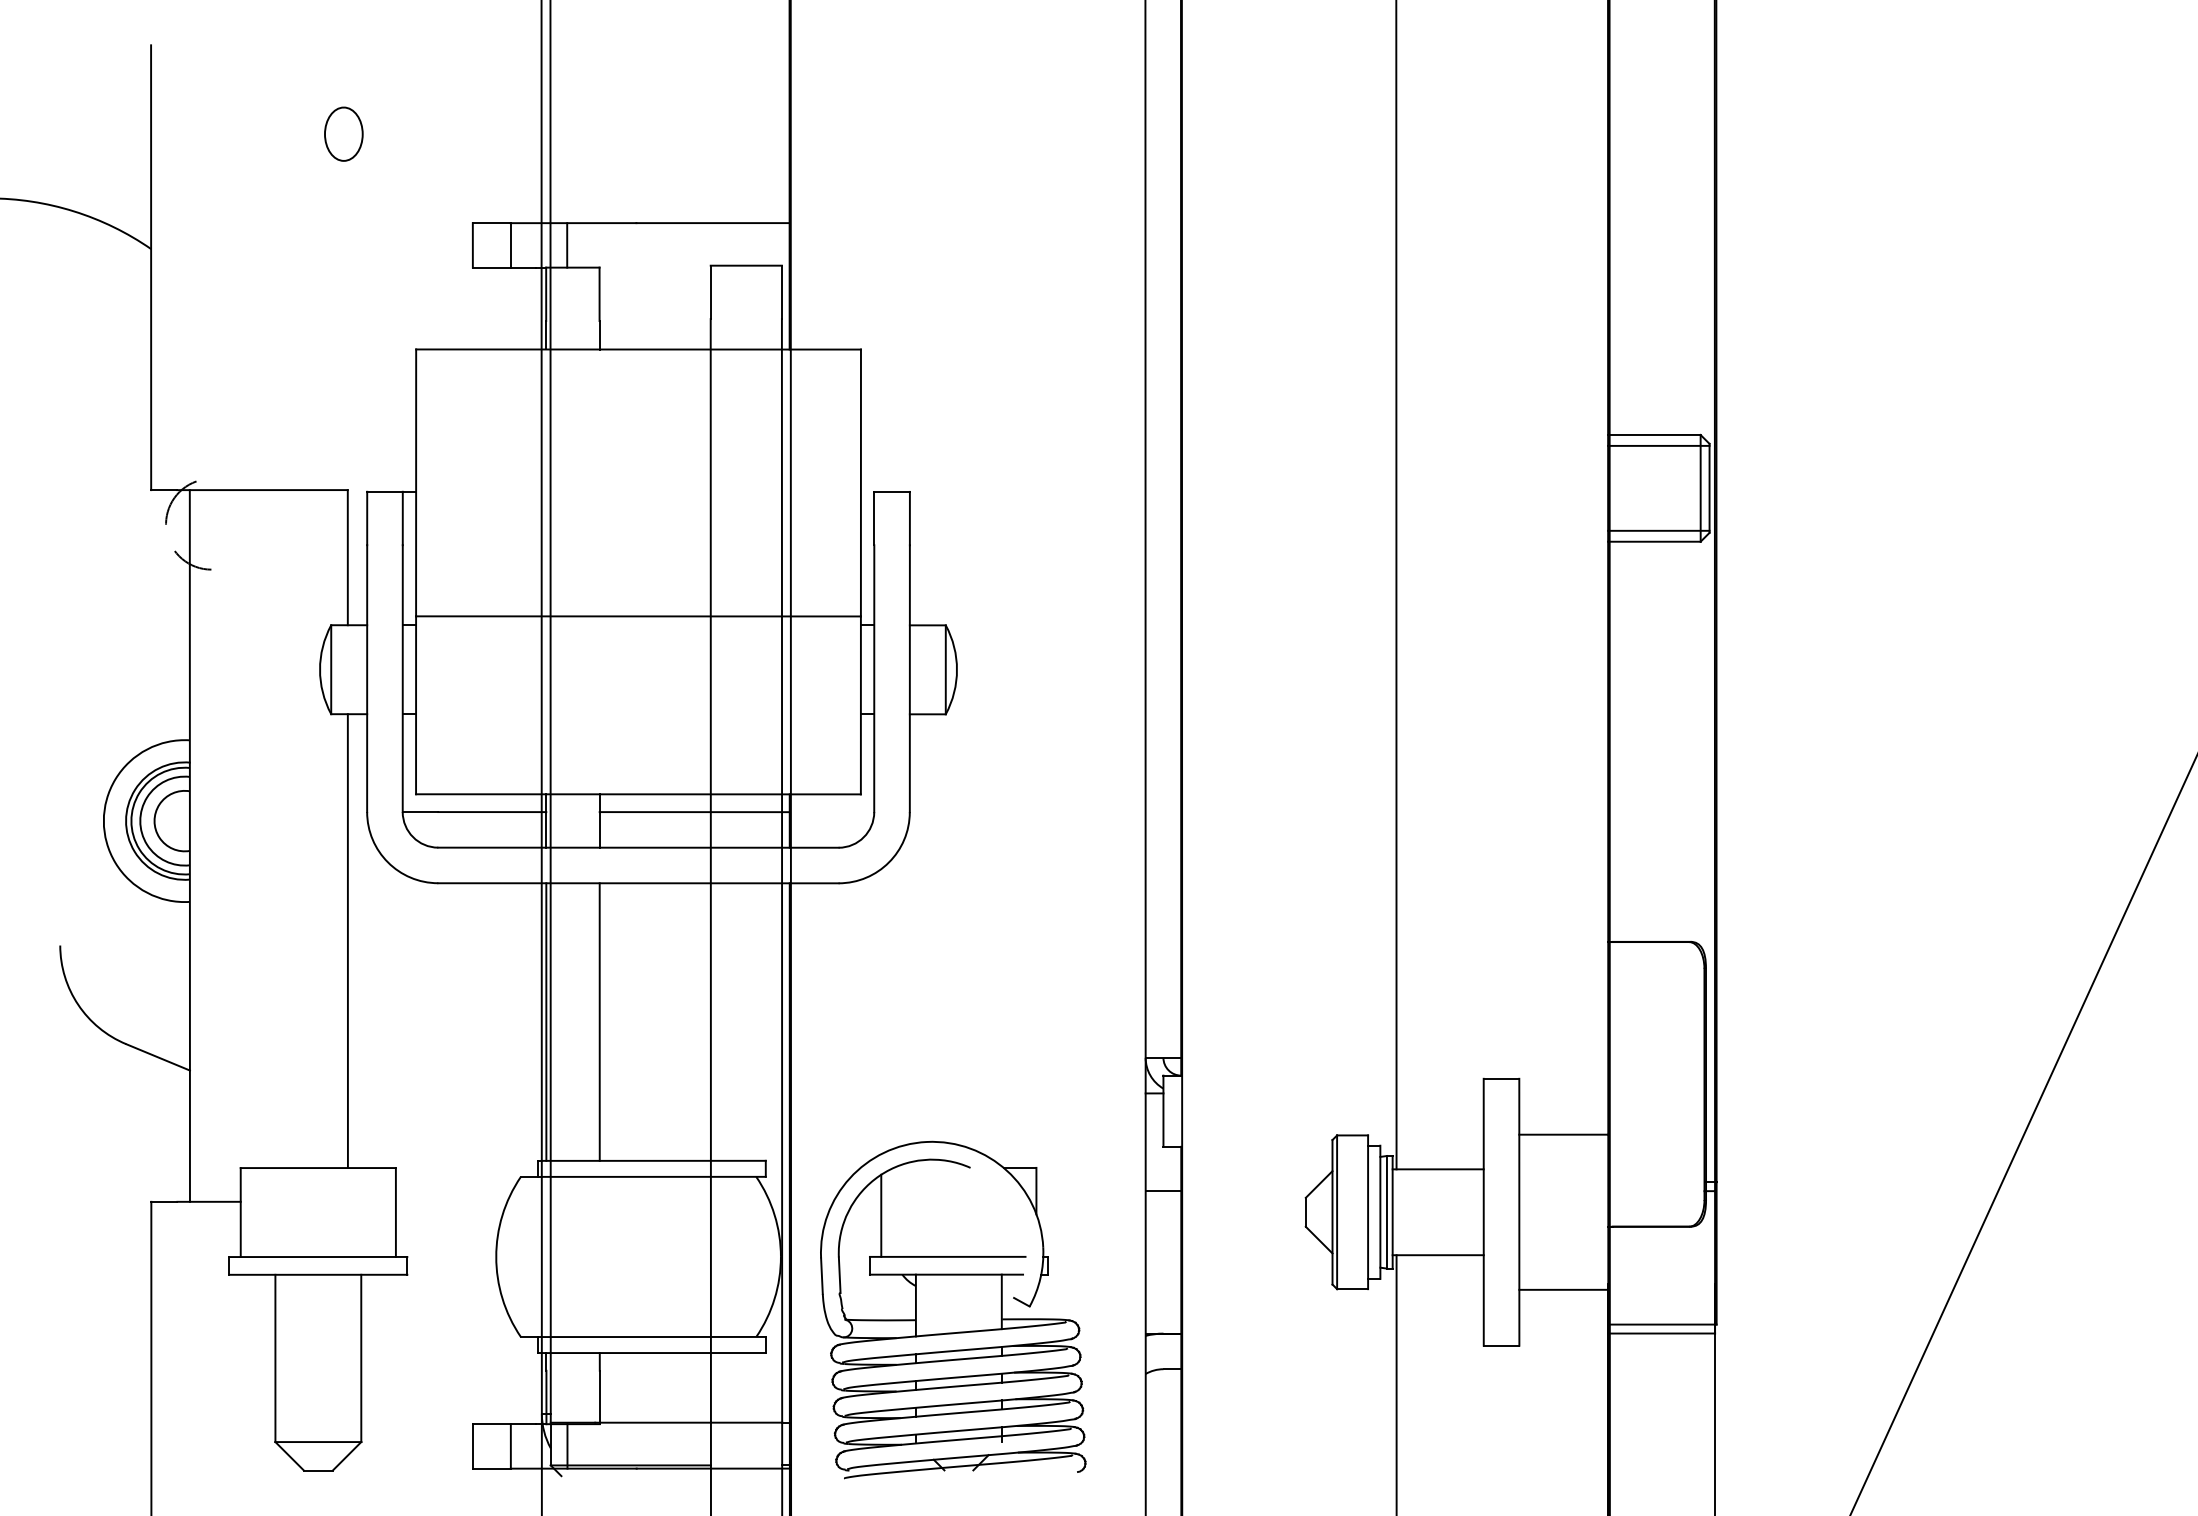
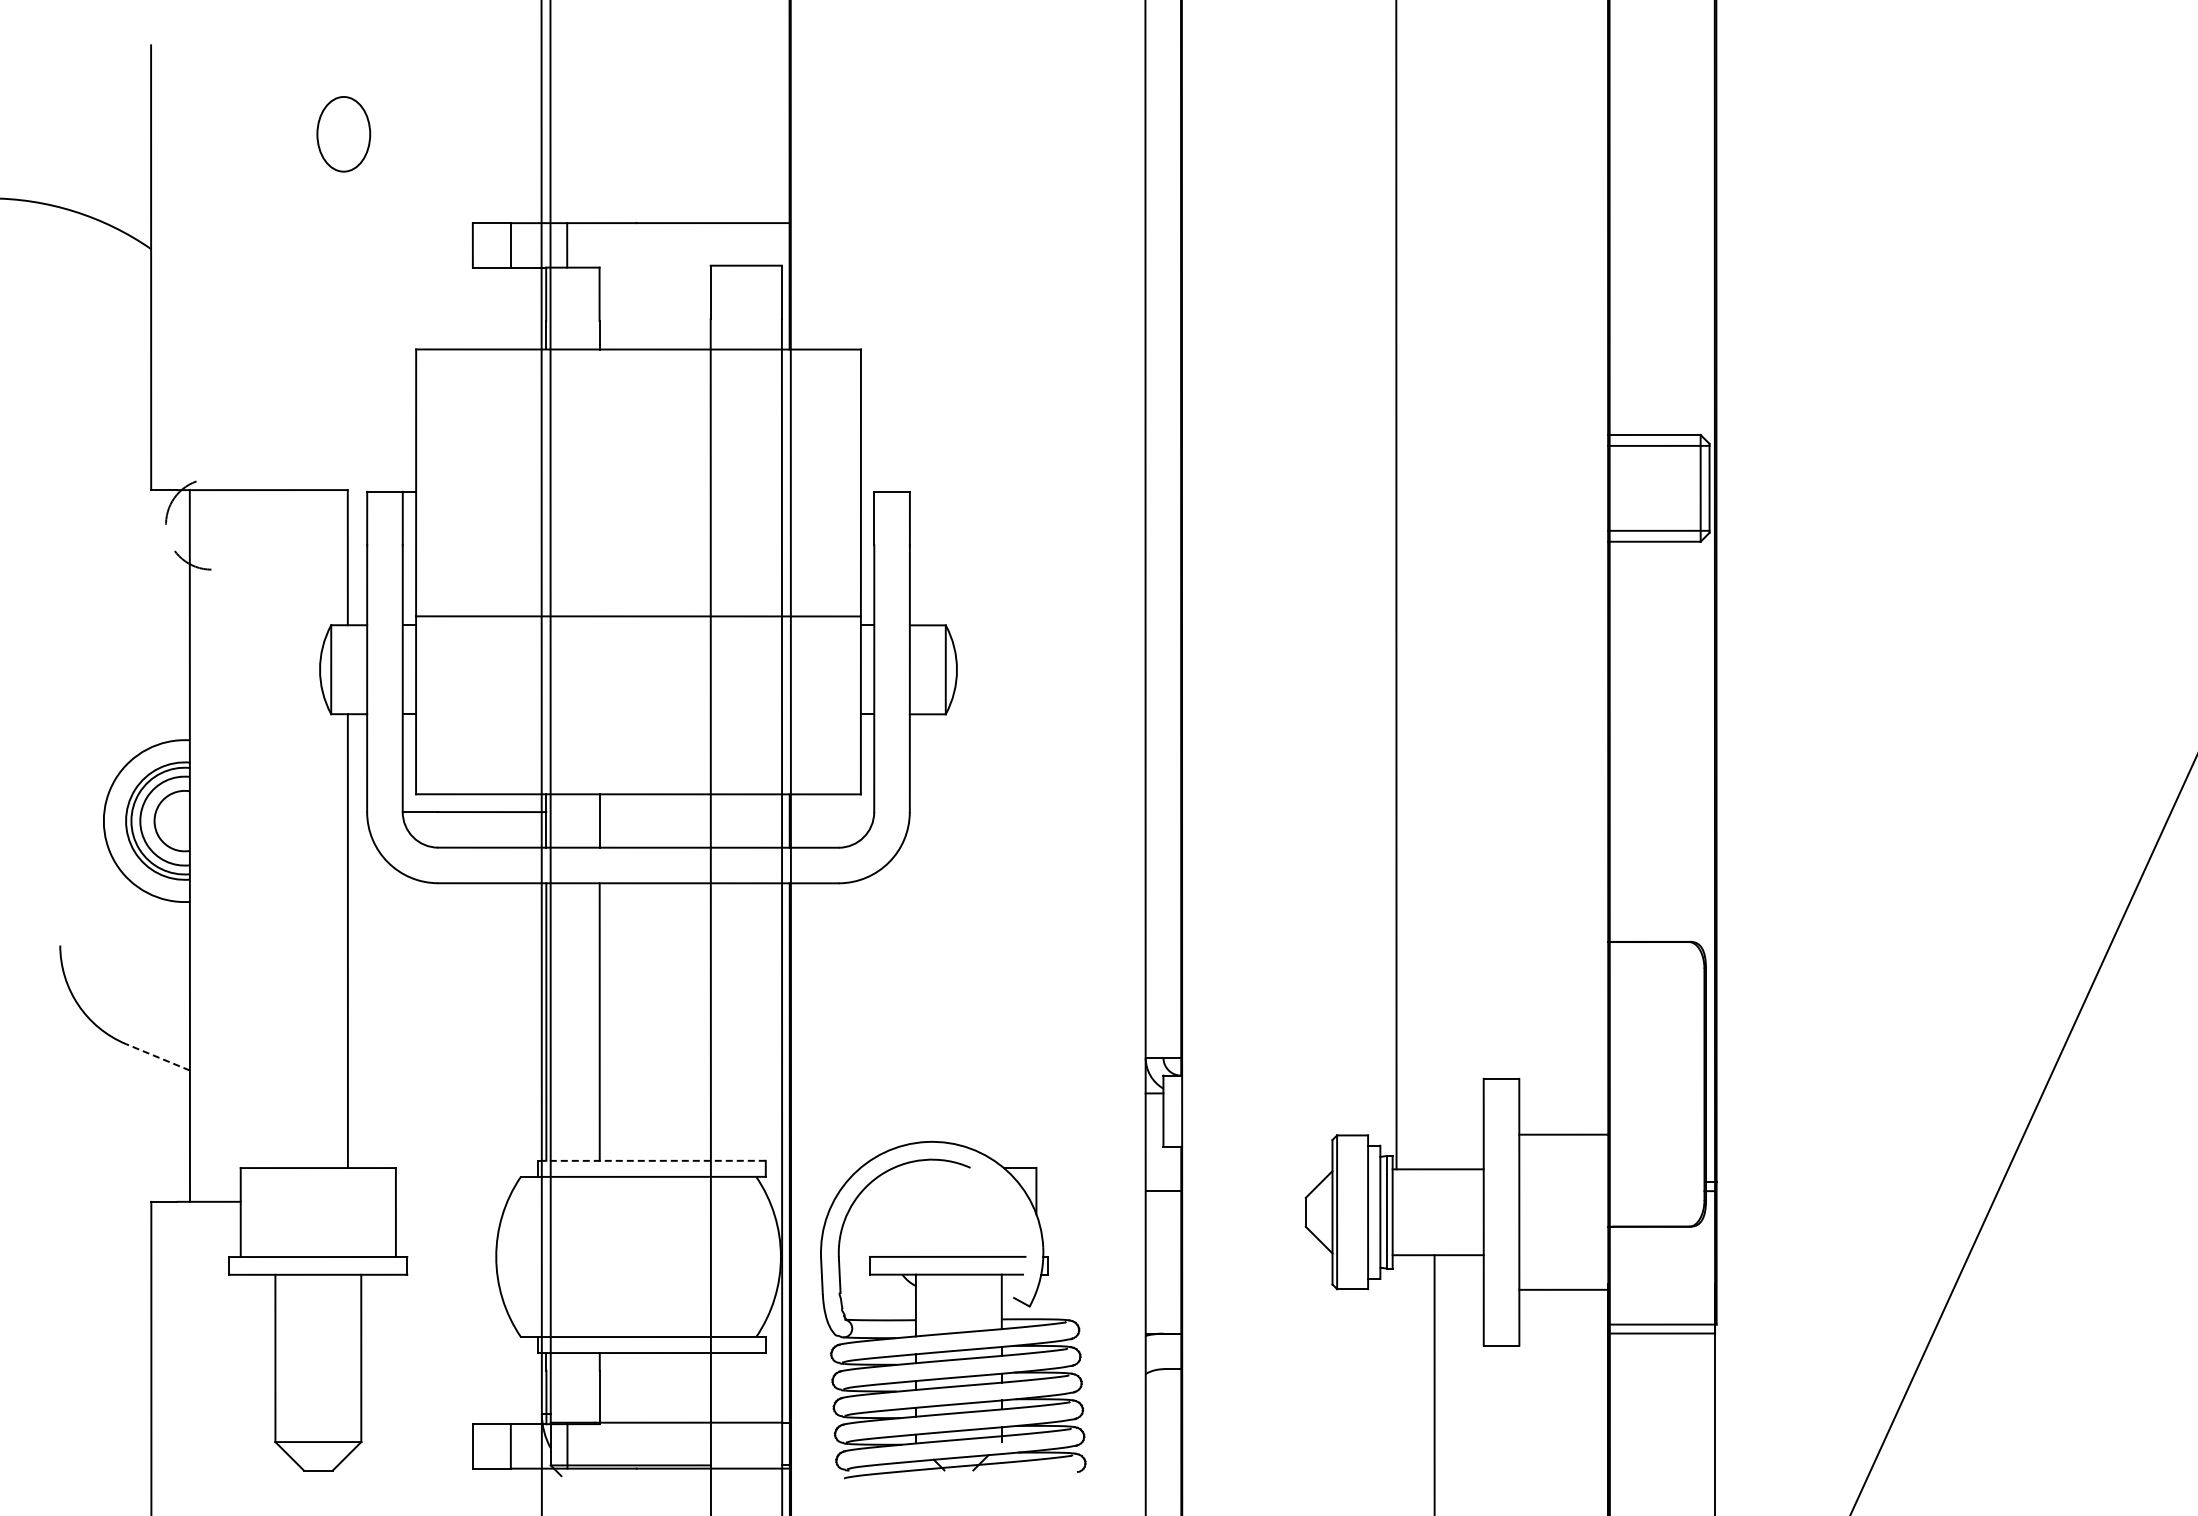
part size: 40x56 px -> 56x77 px (343, 134)
line: present -> none (694, 812)
line: solid -> dashed (158, 1057)
line: solid -> dashed (653, 1160)
line: present -> none (881, 1215)
line position: (1396, 1383) -> (1434, 1383) (1434, 1383)
